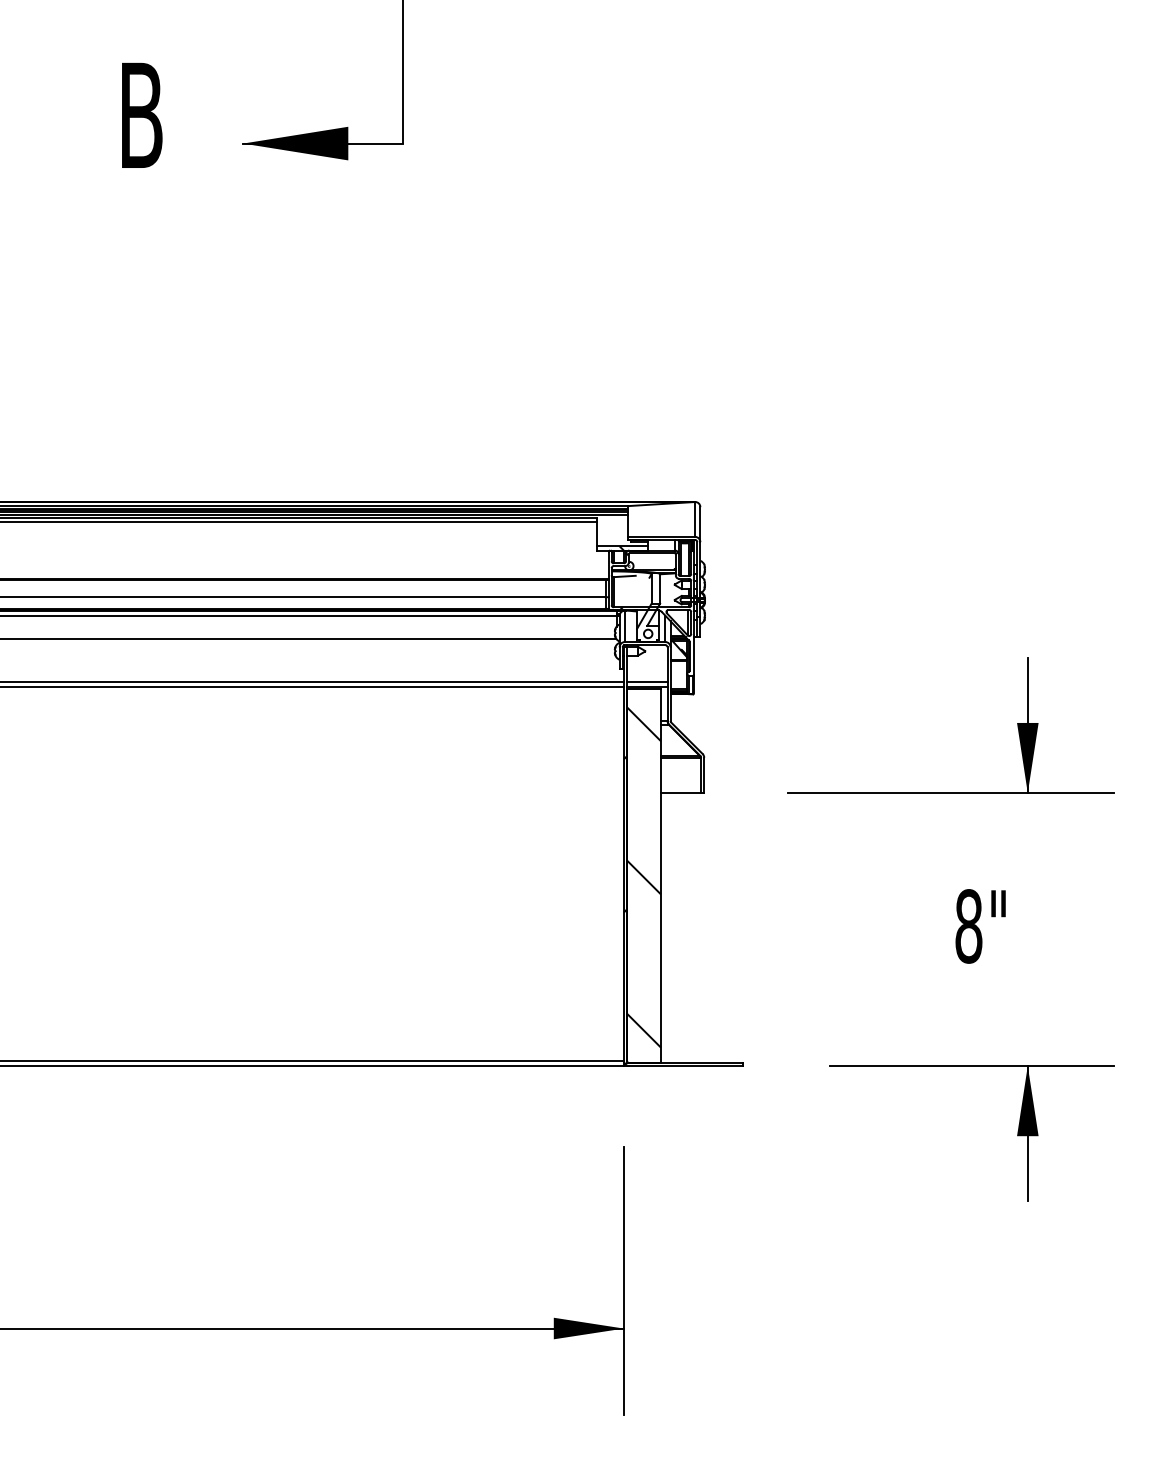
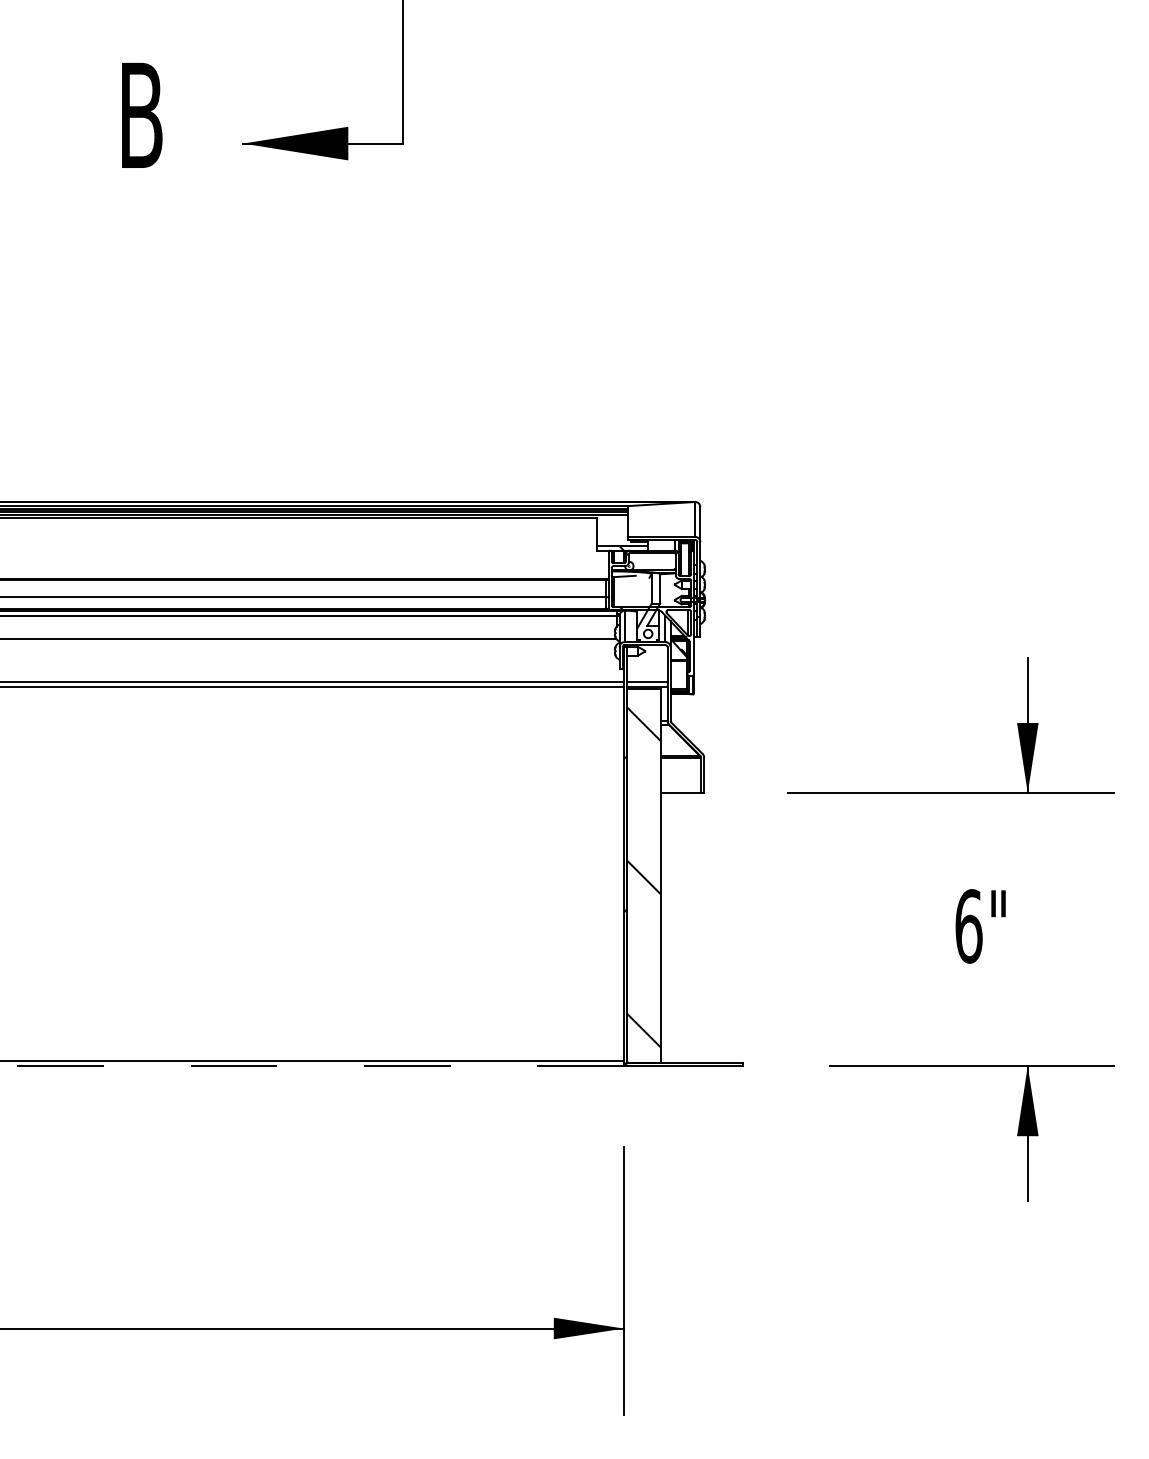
line: present -> none (299, 522)
text: 8" -> 6" (968, 926)
line: solid -> dashed (312, 1066)
